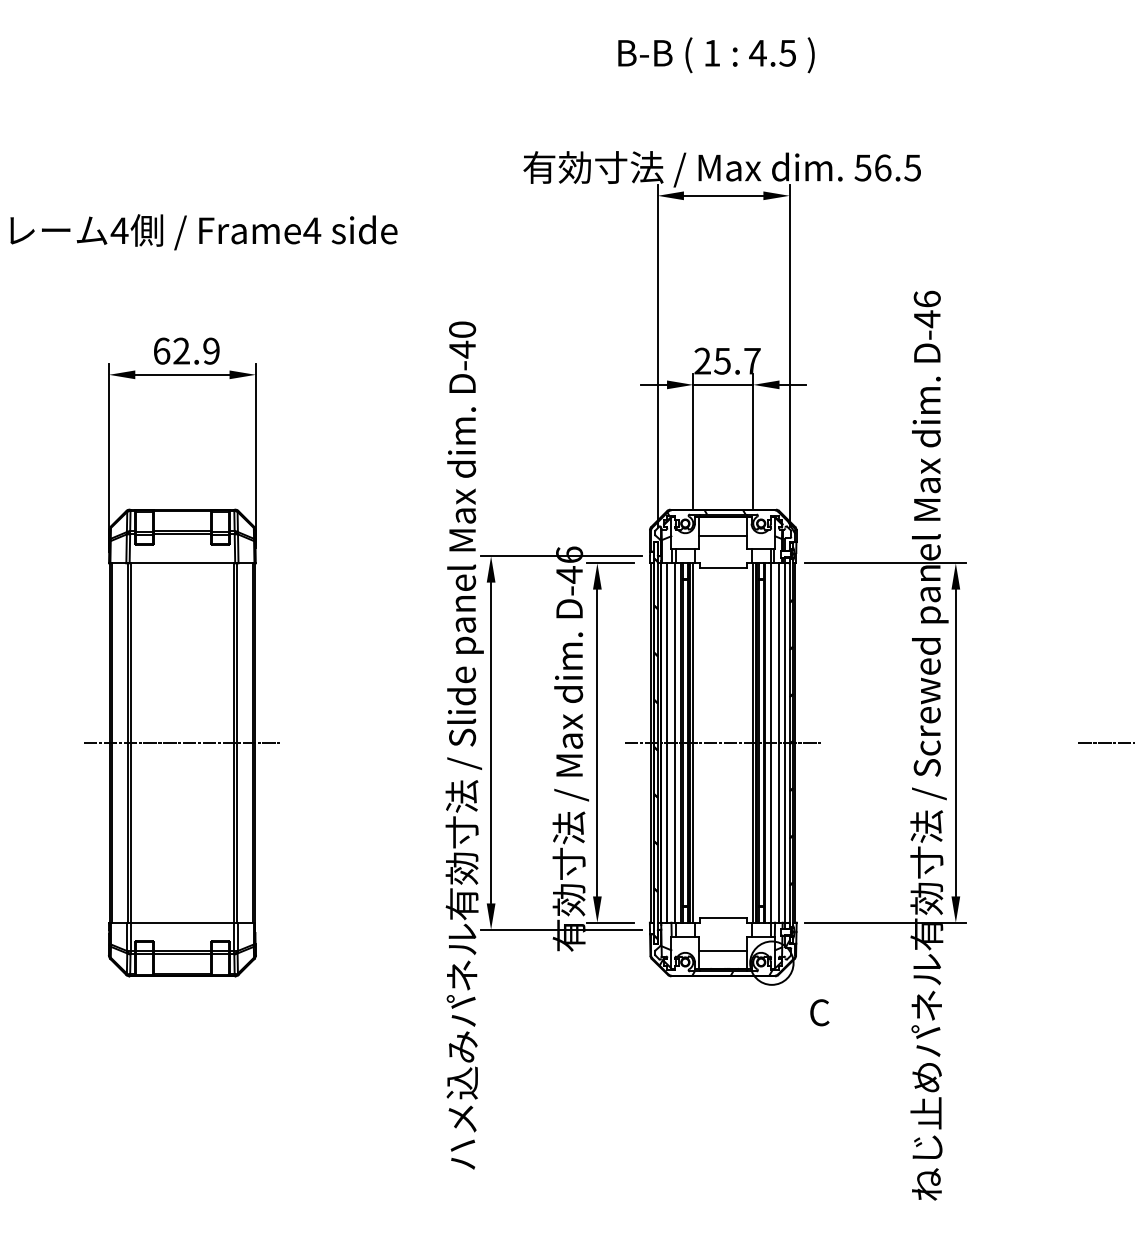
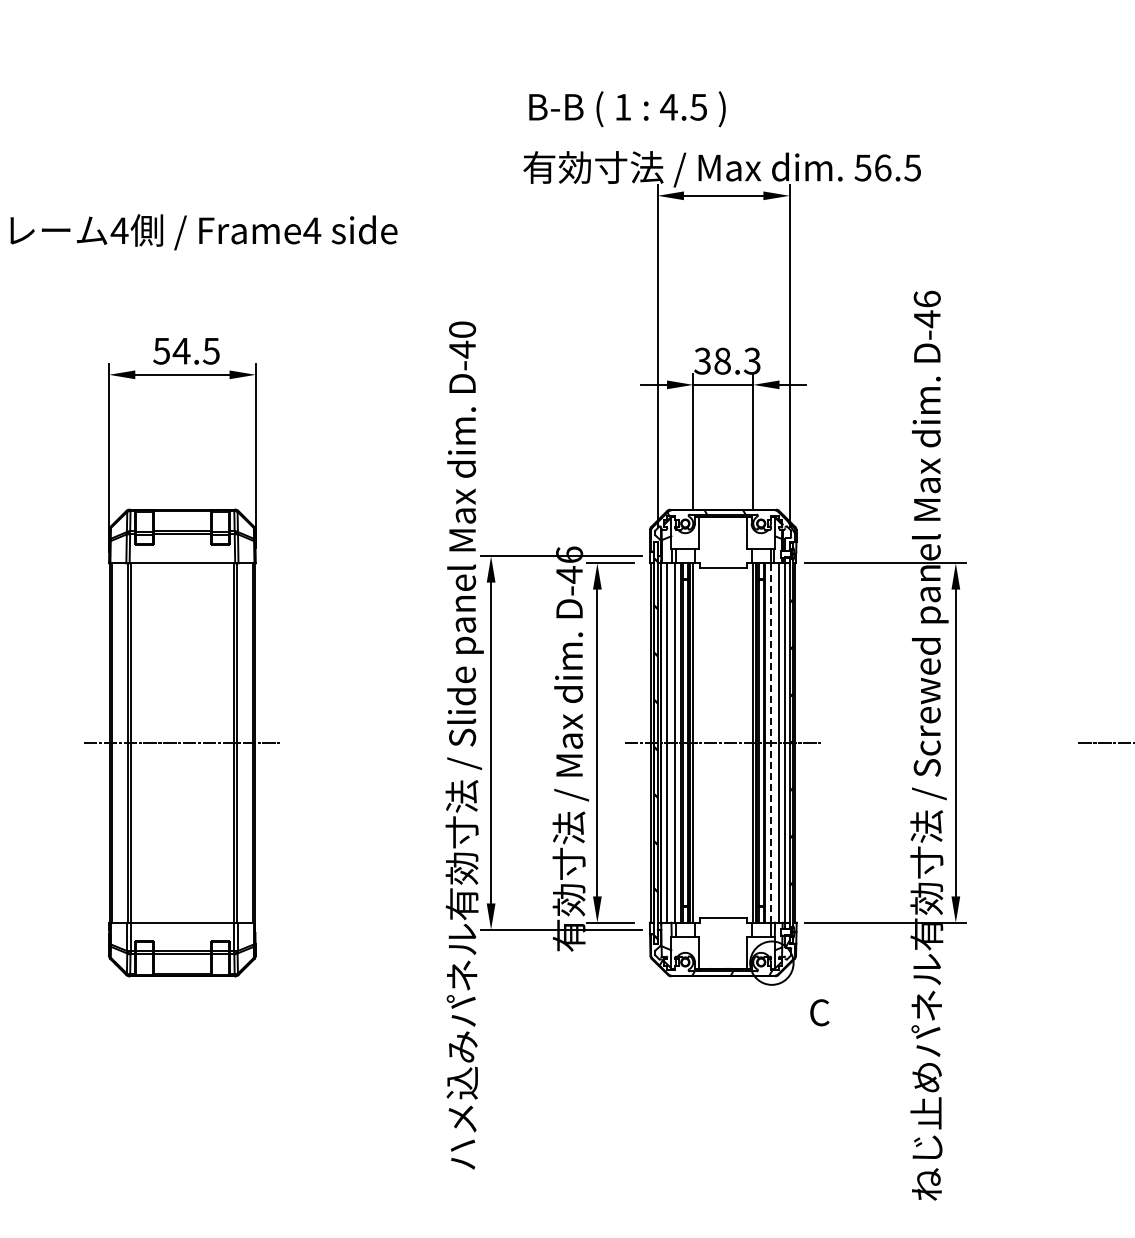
text position: (716, 55) -> (627, 109) (627, 109)
text: 62.9 -> 54.5 (186, 350)
text: 25.7 -> 38.3 (727, 360)
line: present -> none (723, 535)
line: solid -> dashed (771, 743)
line: present -> none (723, 950)
